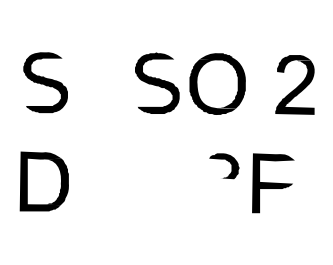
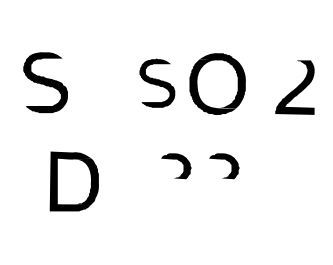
fill: present -> none (294, 63)
part size: 45x62 px -> 37x50 px (157, 82)
part: none -> present (176, 166)
part position: (43, 181) -> (73, 181) (73, 181)
fill: present -> none (273, 183)
